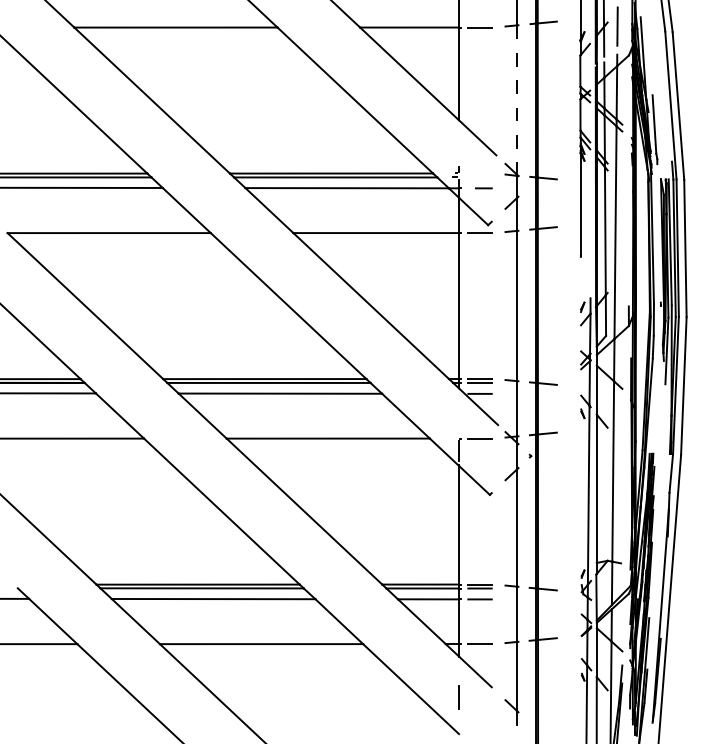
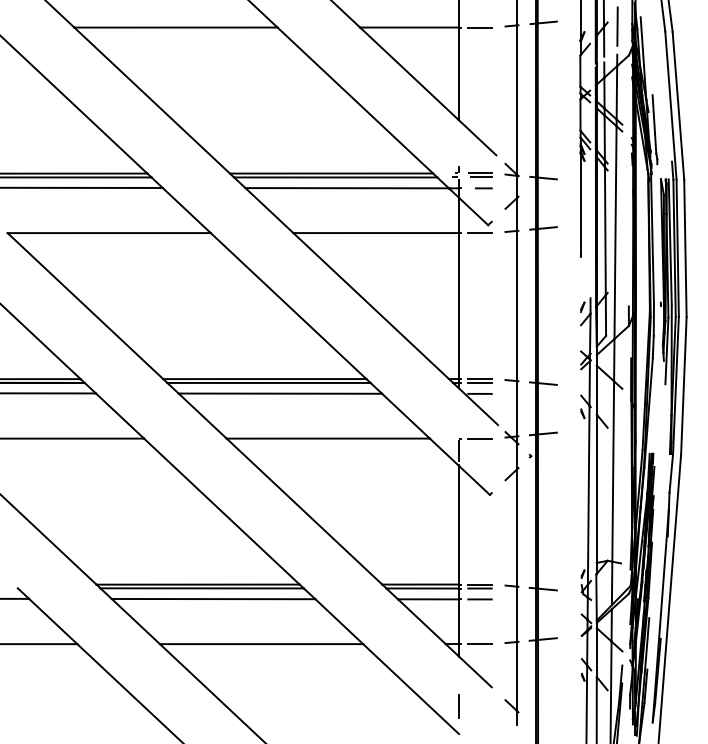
line: dashed -> solid (516, 100)
part: none -> present (480, 174)
line position: (458, 697) -> (458, 706) (458, 706)
